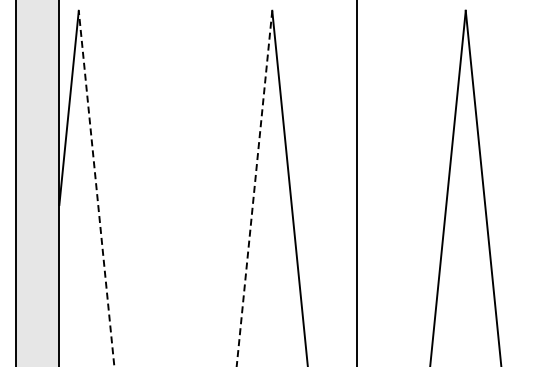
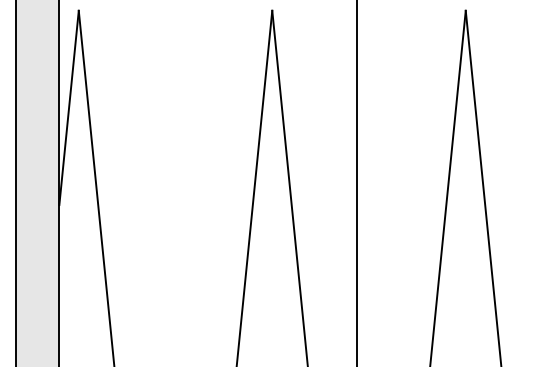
line: dashed -> solid (96, 188)
line: dashed -> solid (254, 188)
